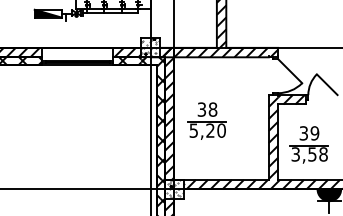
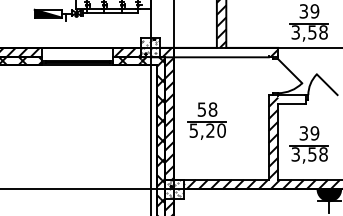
part: none -> present (308, 22)
hatch: present -> none (214, 52)
hatch: present -> none (291, 99)
text: 38 -> 58 (202, 108)
